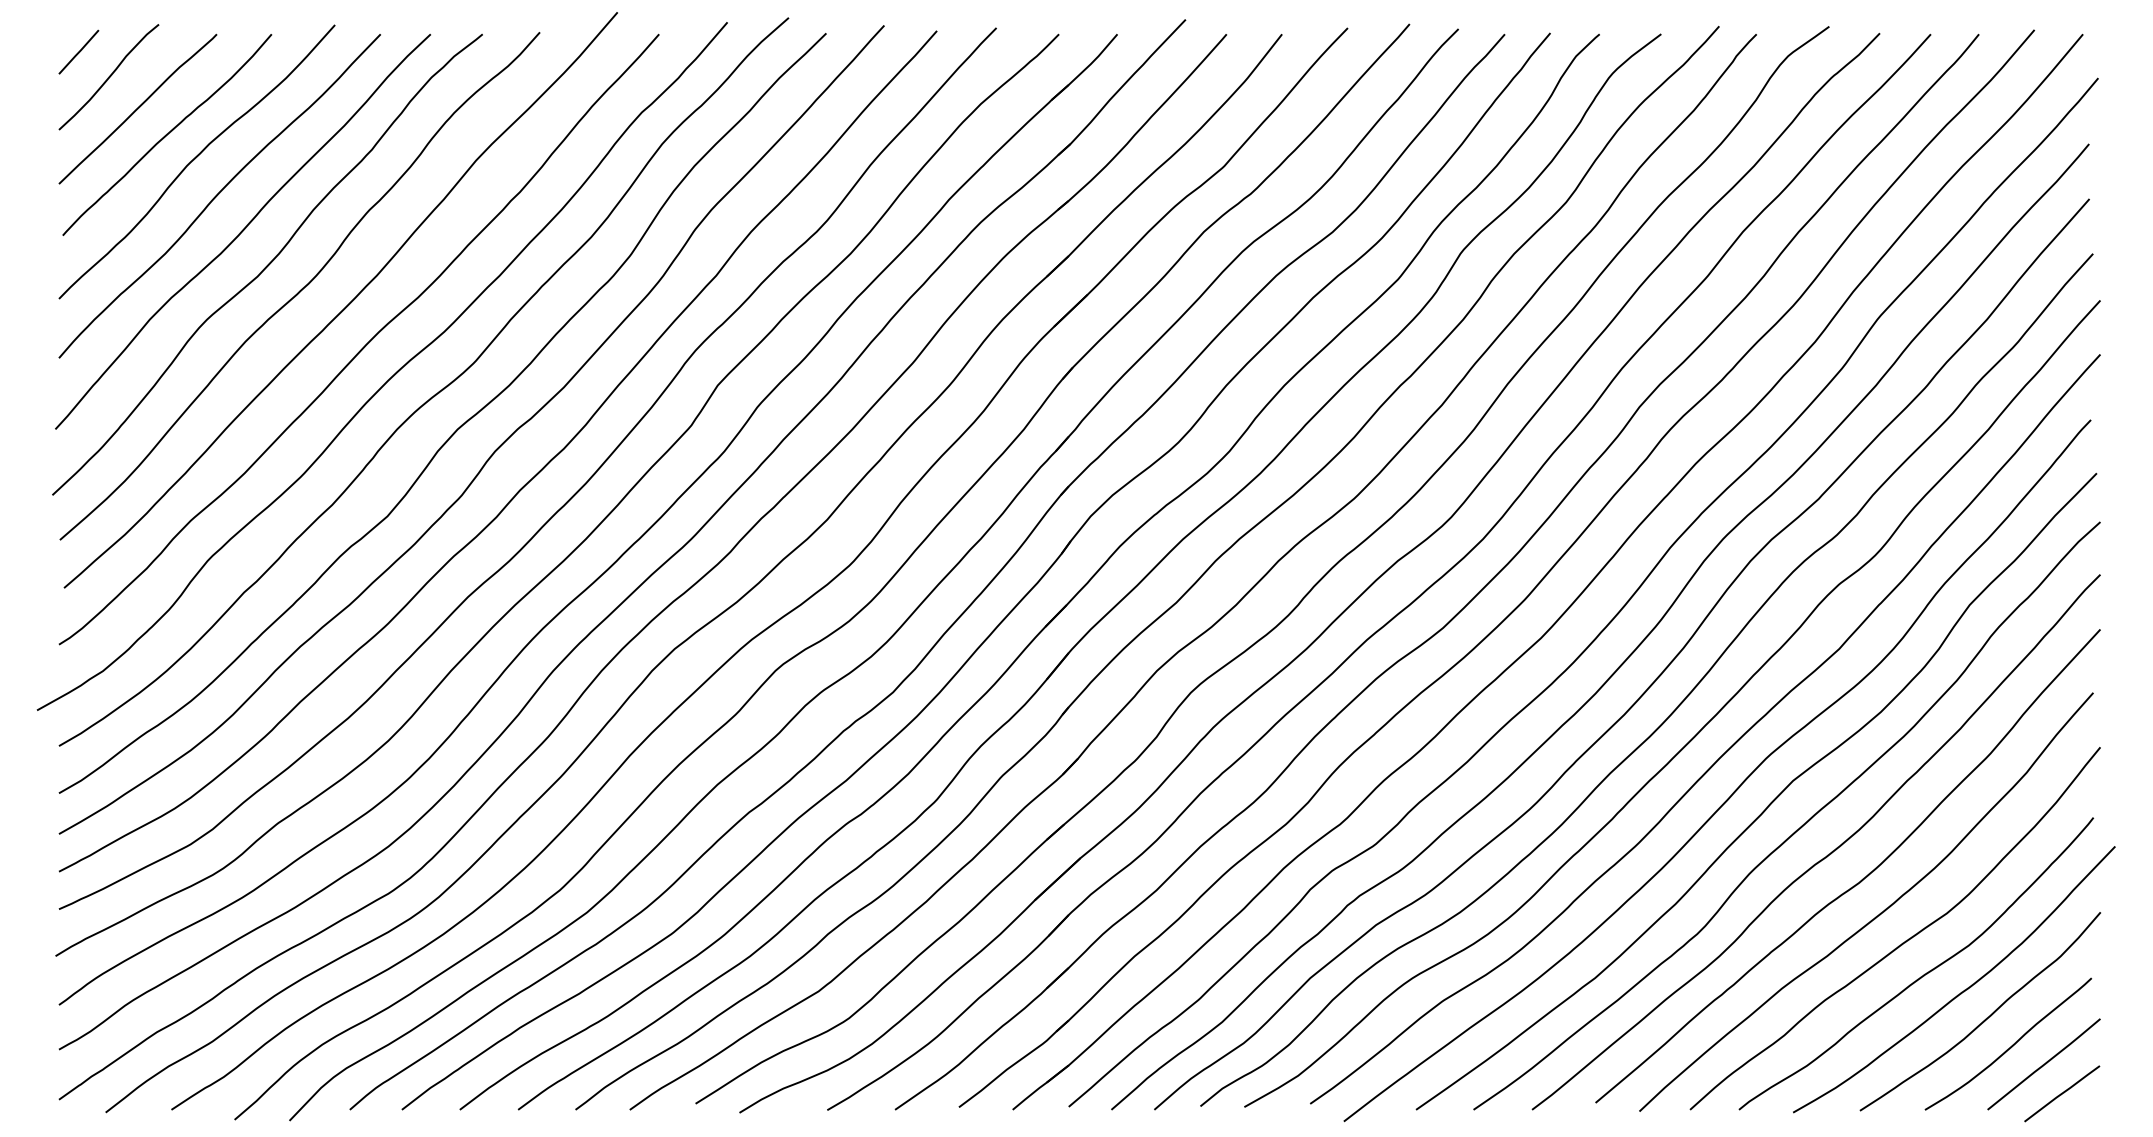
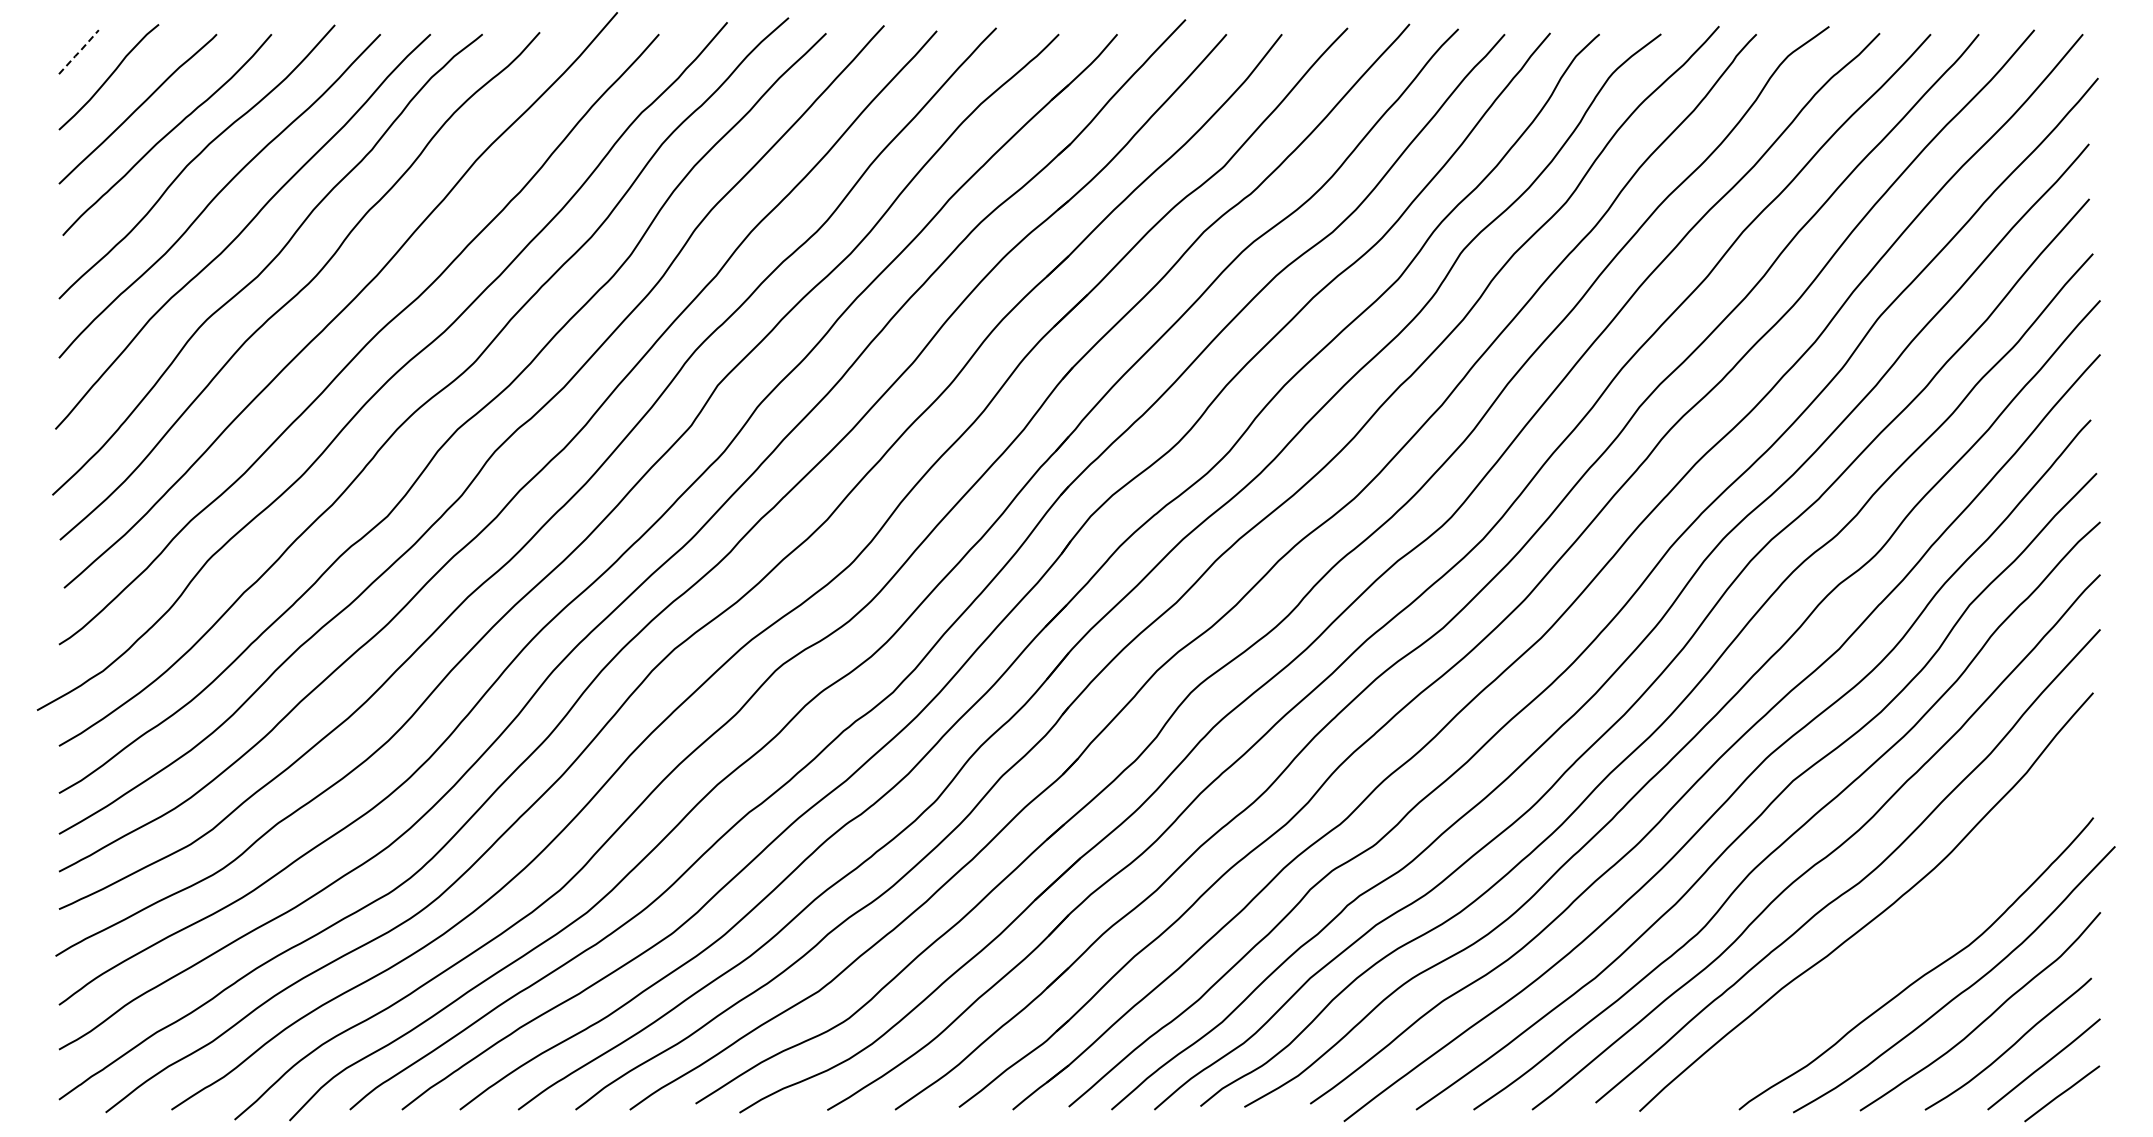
line: solid -> dashed (79, 52)
curve: present -> none (1902, 942)
